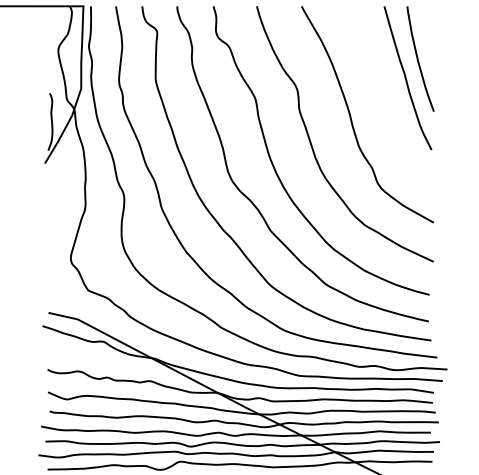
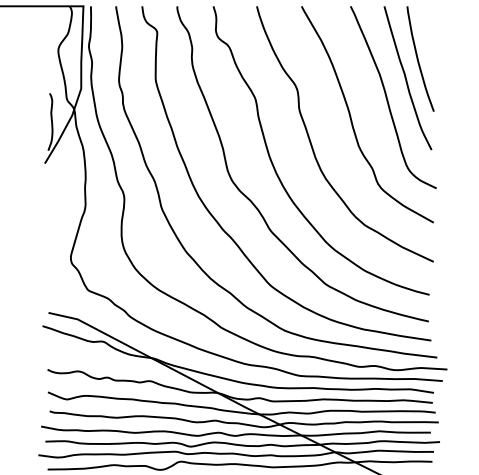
curve: none -> present (388, 100)
